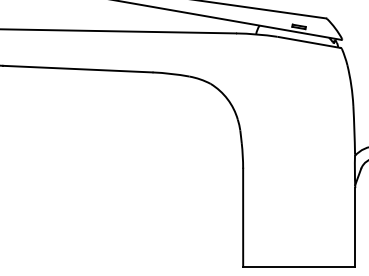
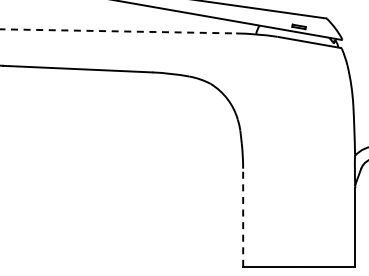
line: solid -> dashed (118, 31)
line: solid -> dashed (243, 217)
